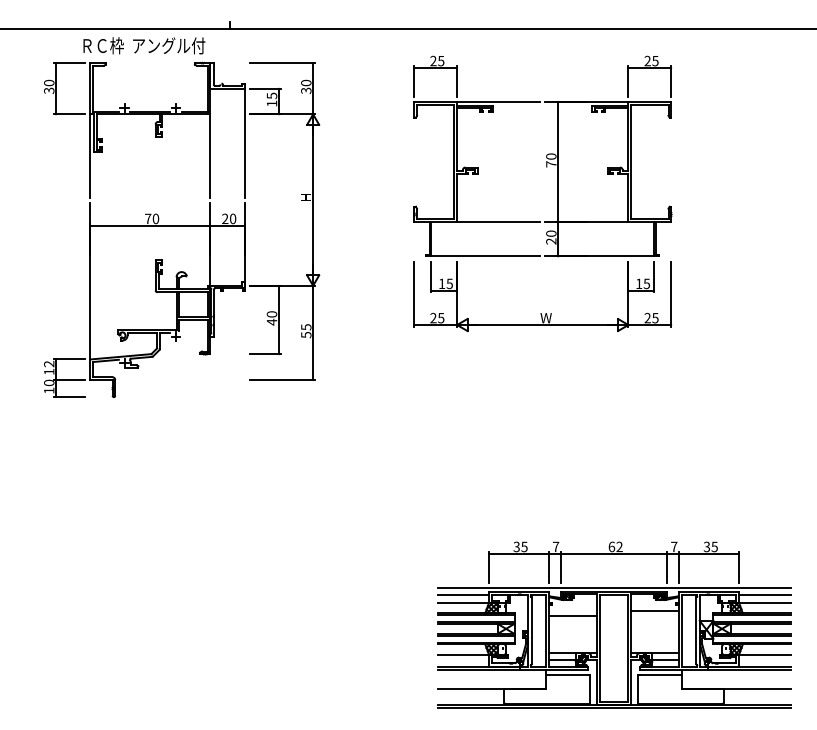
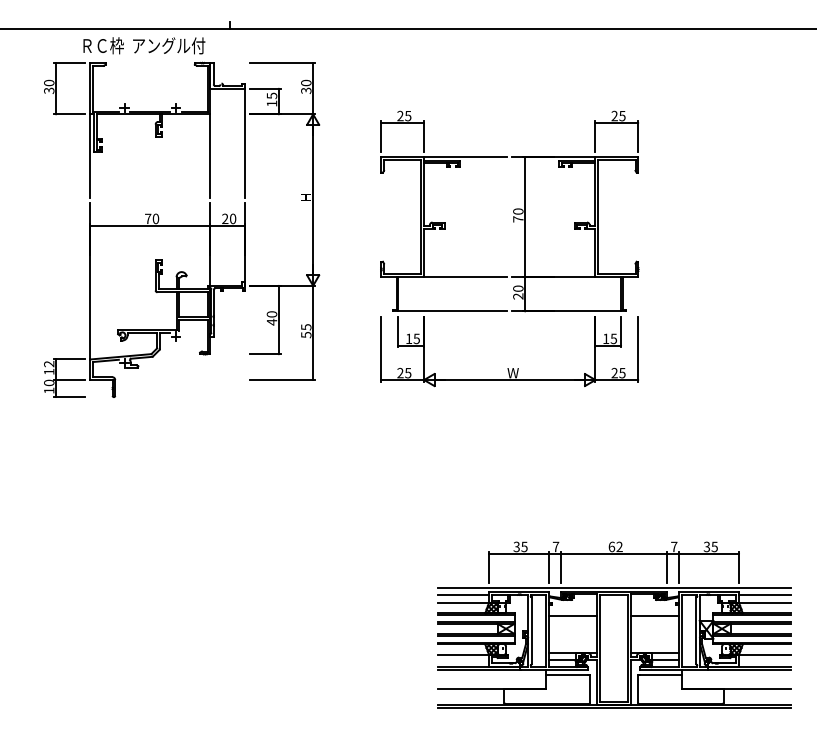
part position: (557, 193) -> (524, 248) (524, 248)
line position: (655, 610) -> (655, 615) (655, 615)
